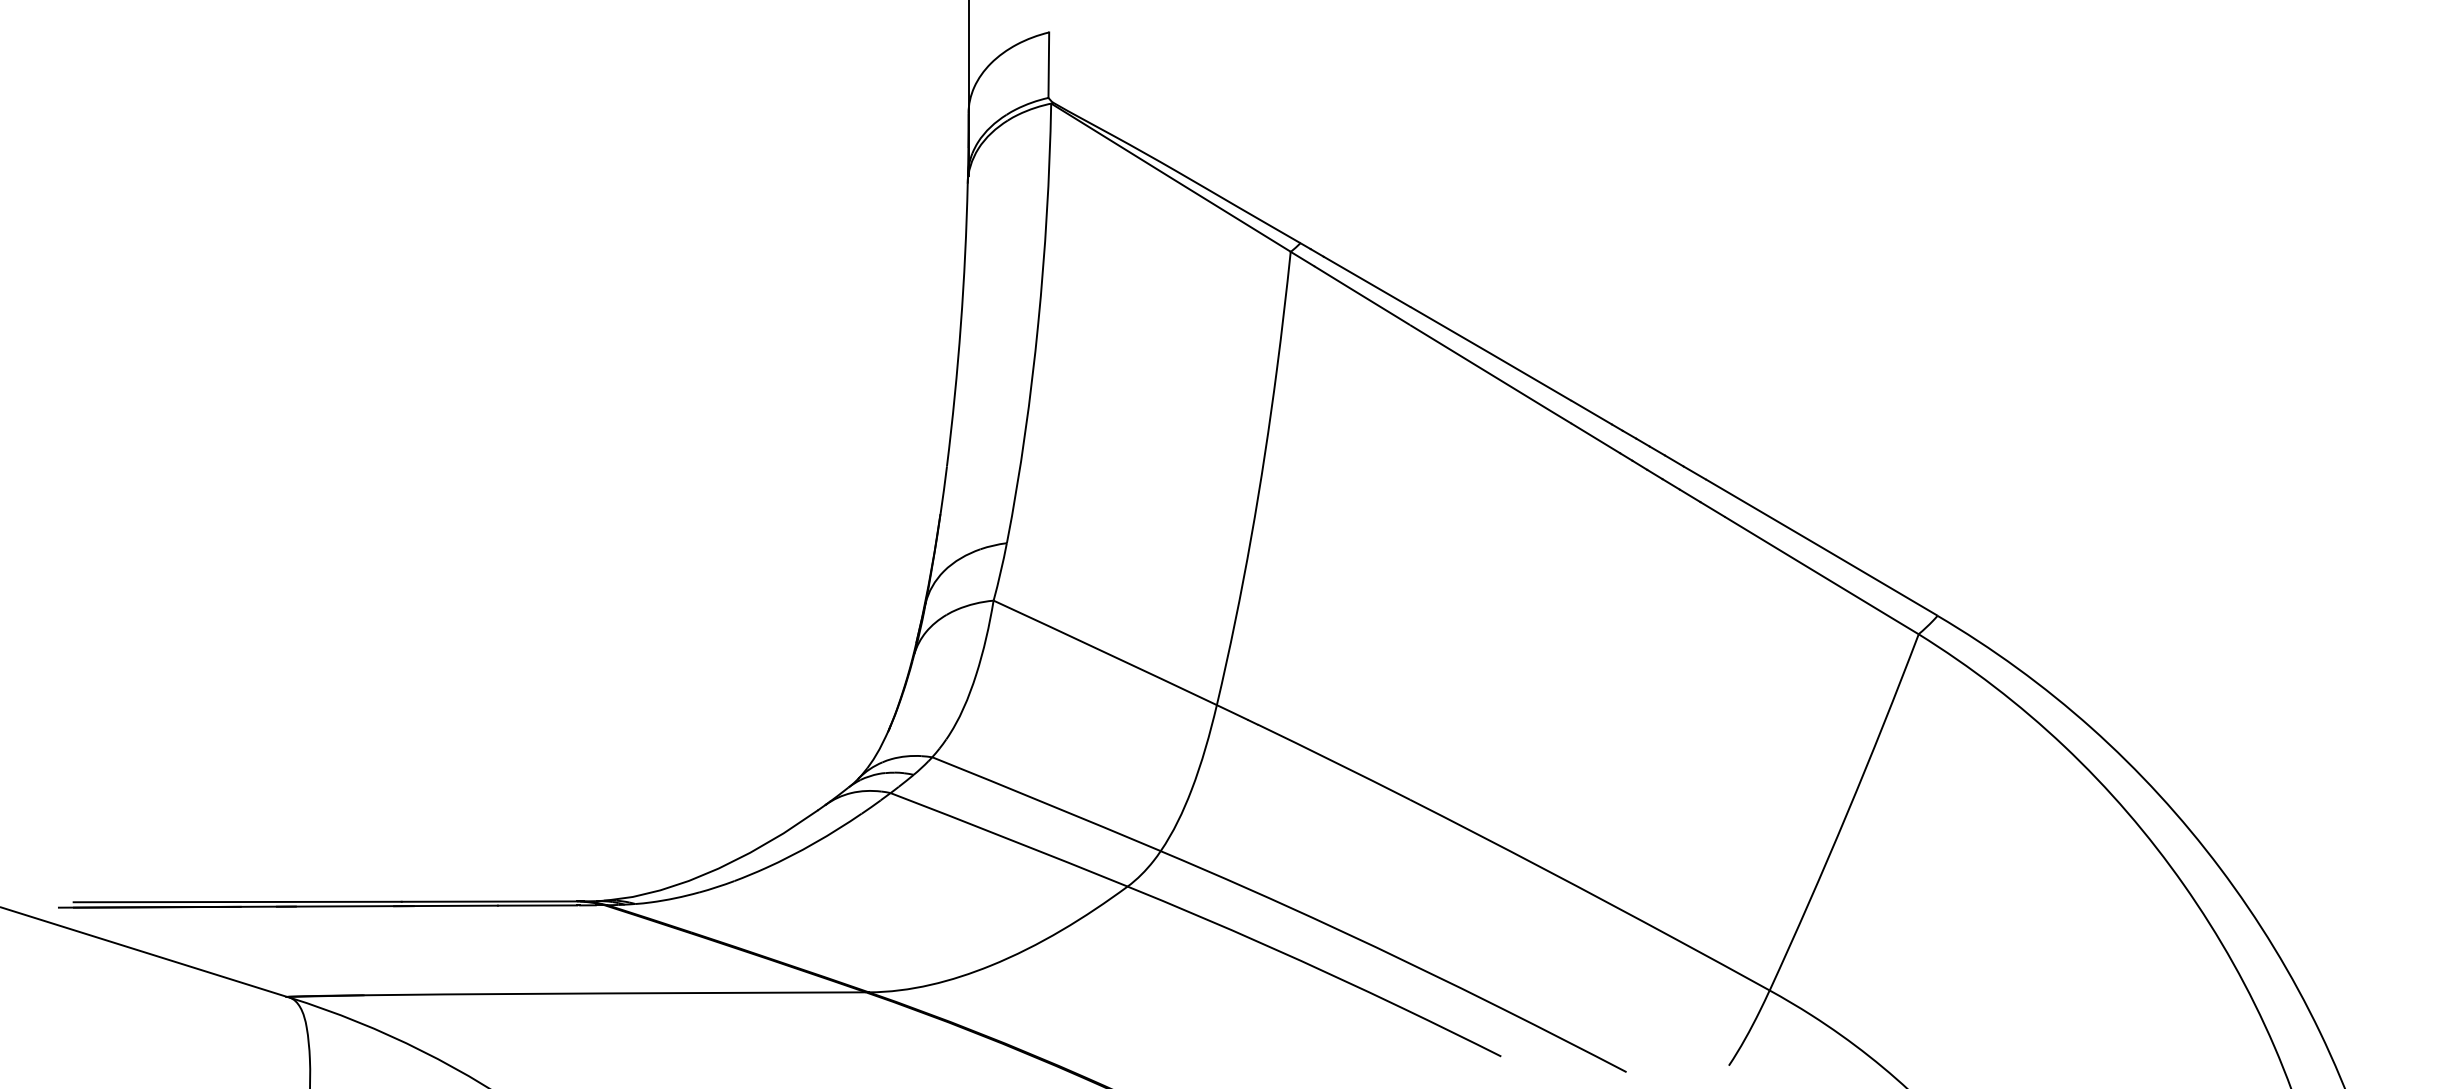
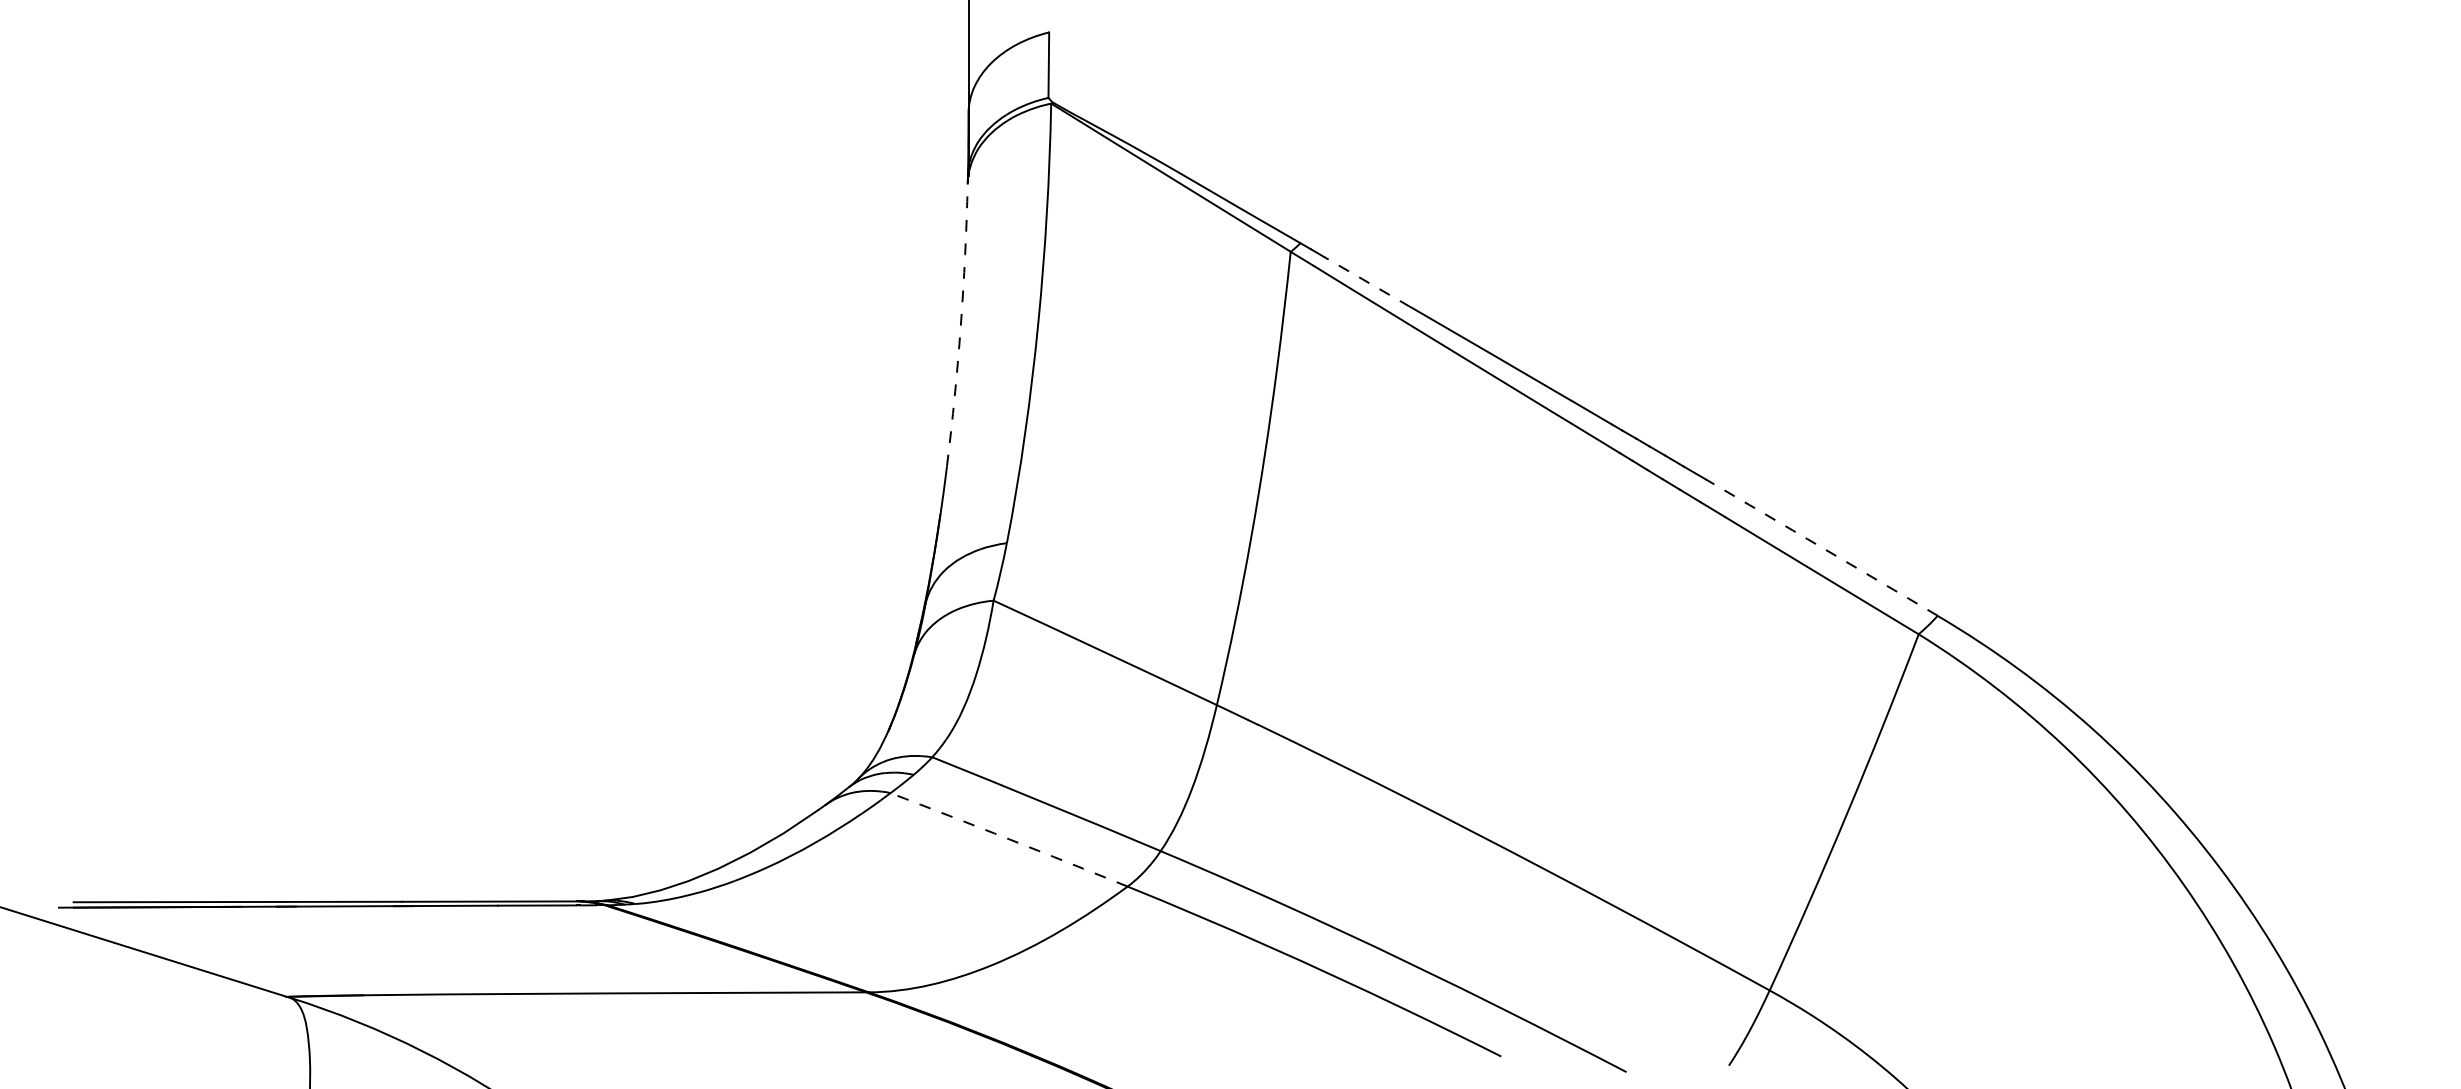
line: solid -> dashed (1366, 281)
arc: solid -> dashed (960, 325)
arc: solid -> dashed (1821, 547)
arc: solid -> dashed (1009, 839)
